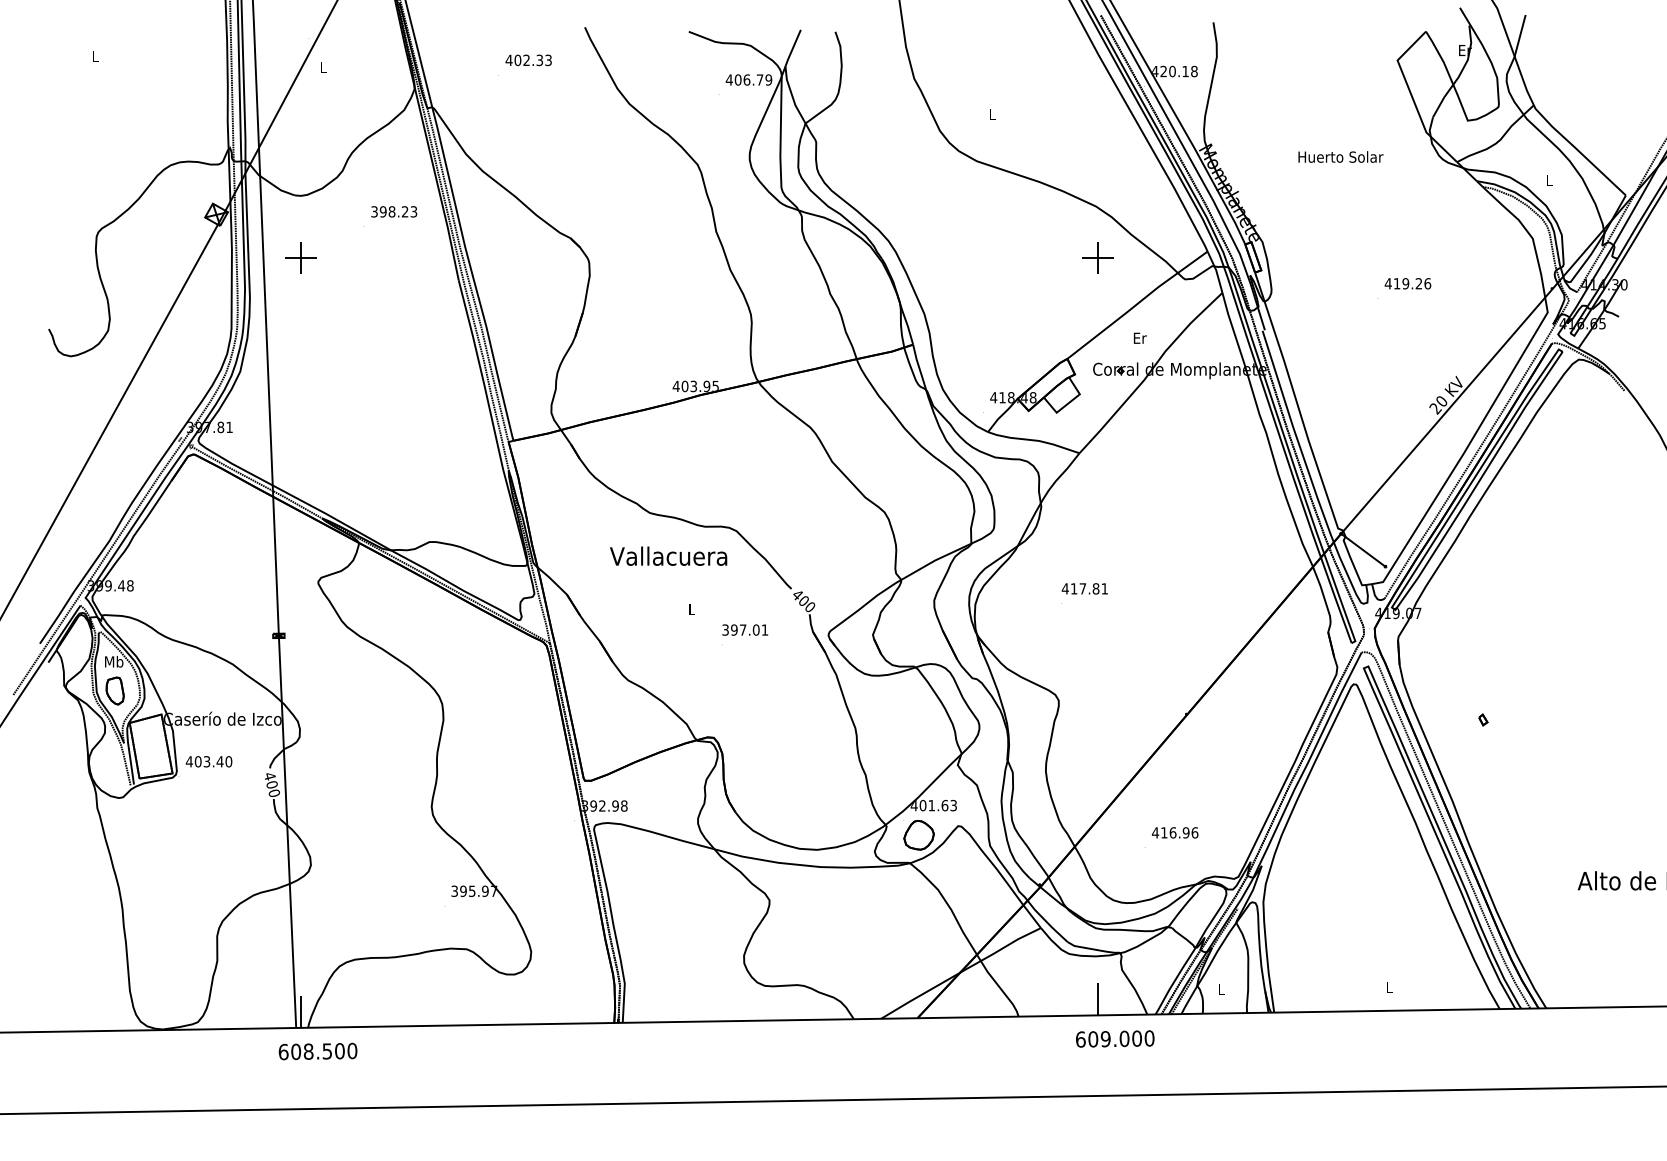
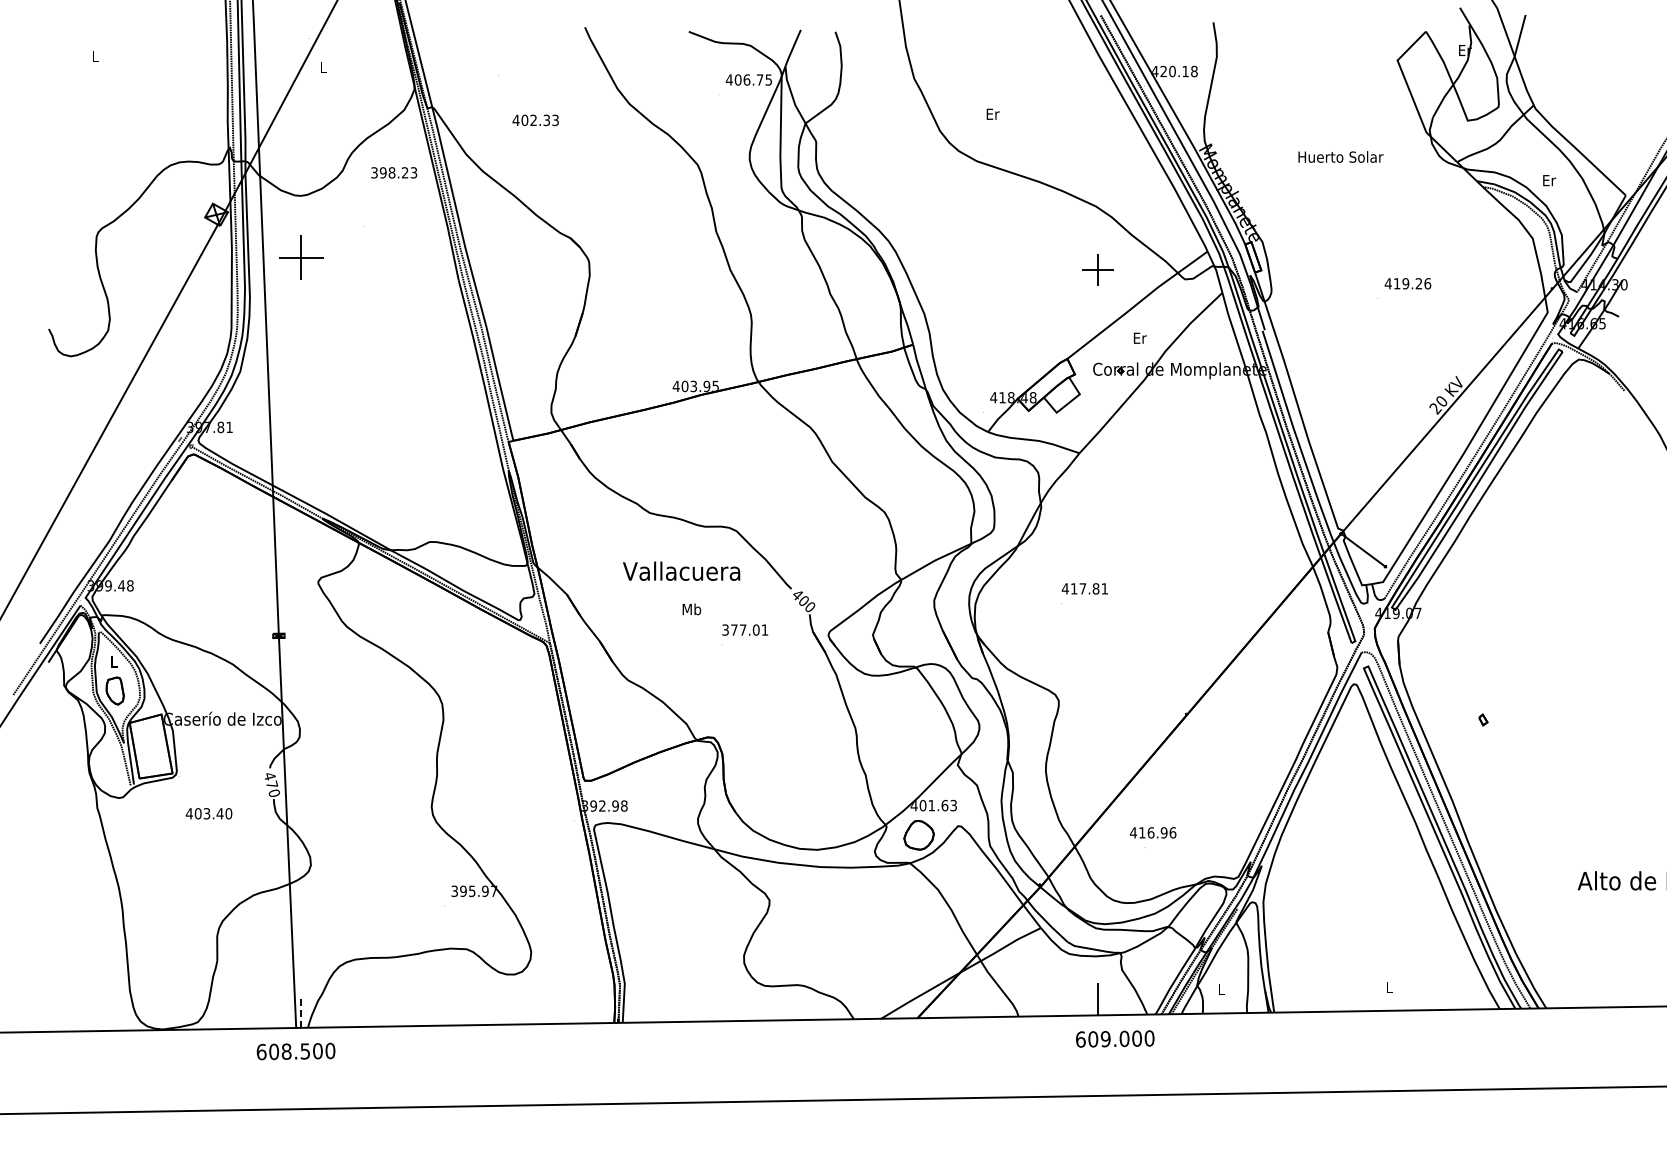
text position: (528, 60) -> (535, 120) (535, 120)
text: 406.79 -> 406.75 (768, 79)
text: L -> Er (992, 113)
text: L -> Er (1549, 180)
text position: (394, 211) -> (394, 172) (394, 172)
part size: 32x32 px -> 45x45 px (301, 257)
part position: (1097, 257) -> (1097, 269) (1097, 269)
text position: (668, 555) -> (681, 570) (681, 570)
text: L -> Mb (691, 609)
text: 397.01 -> 377.01 (734, 629)
text: Mb -> L (114, 661)
text position: (208, 761) -> (208, 813) (208, 813)
text: 400 -> 470 (272, 784)
text position: (1175, 832) -> (1153, 832) (1153, 832)
line: solid -> dashed (301, 1011)
text position: (317, 1051) -> (295, 1051) (295, 1051)
